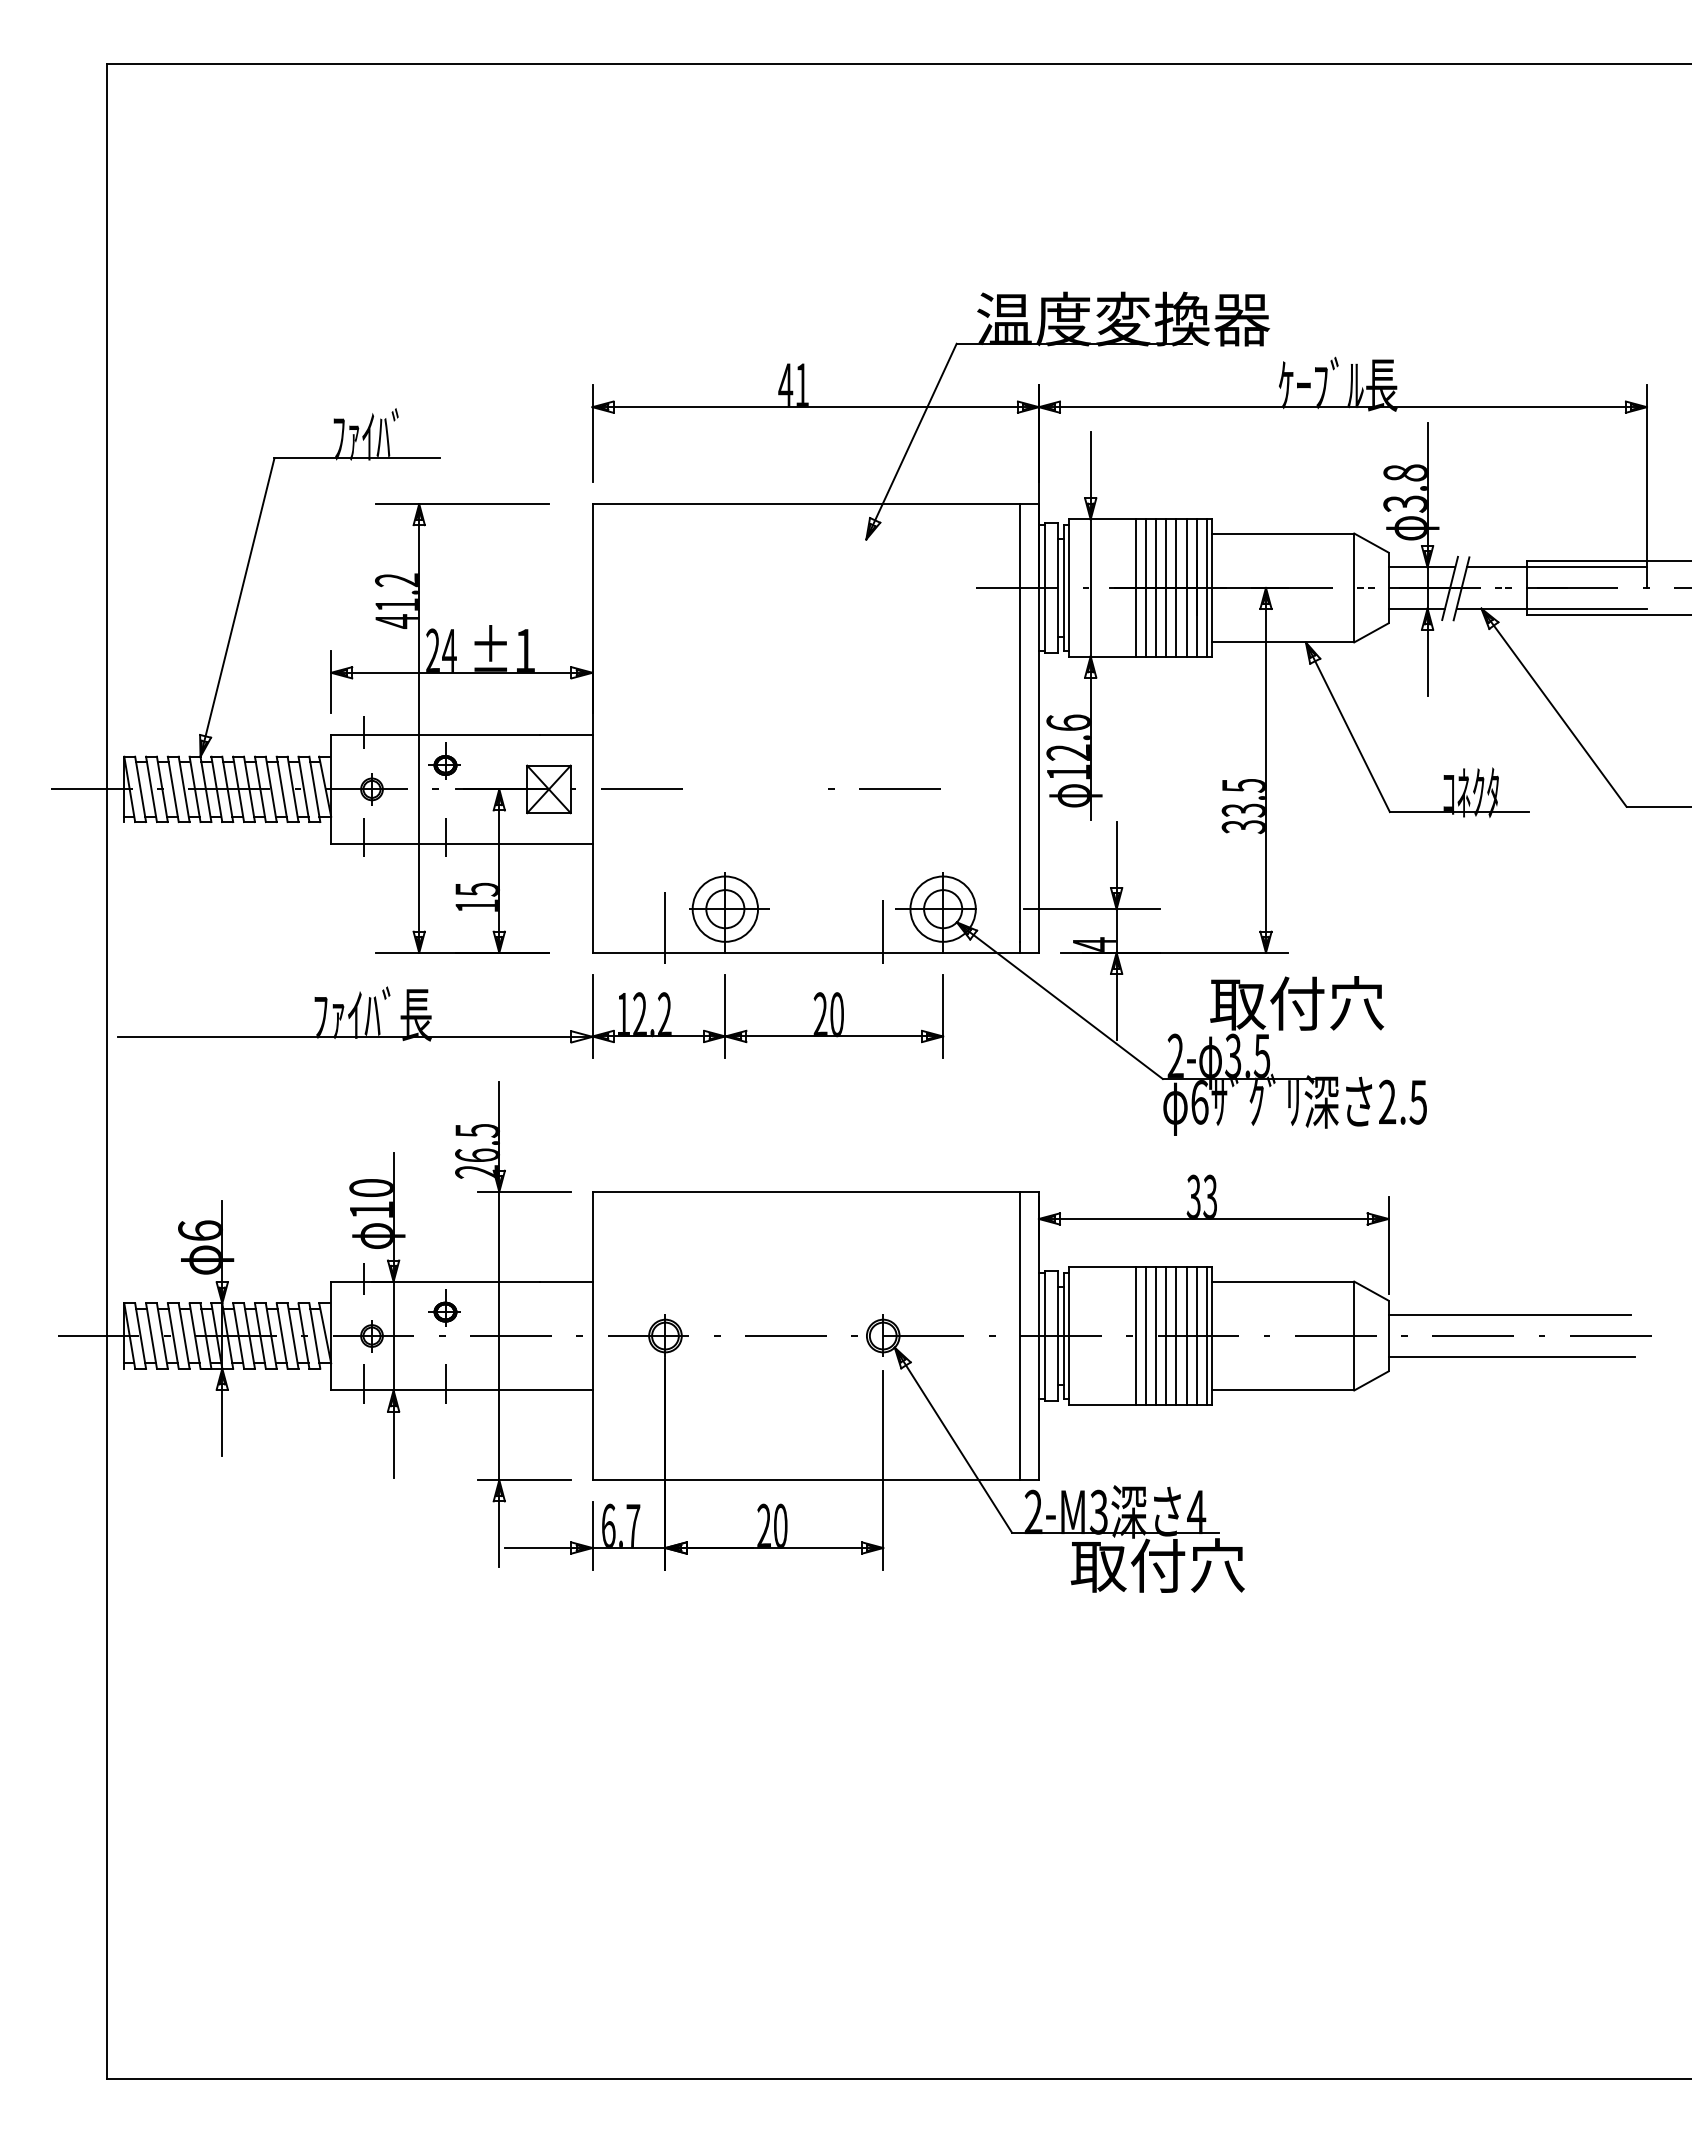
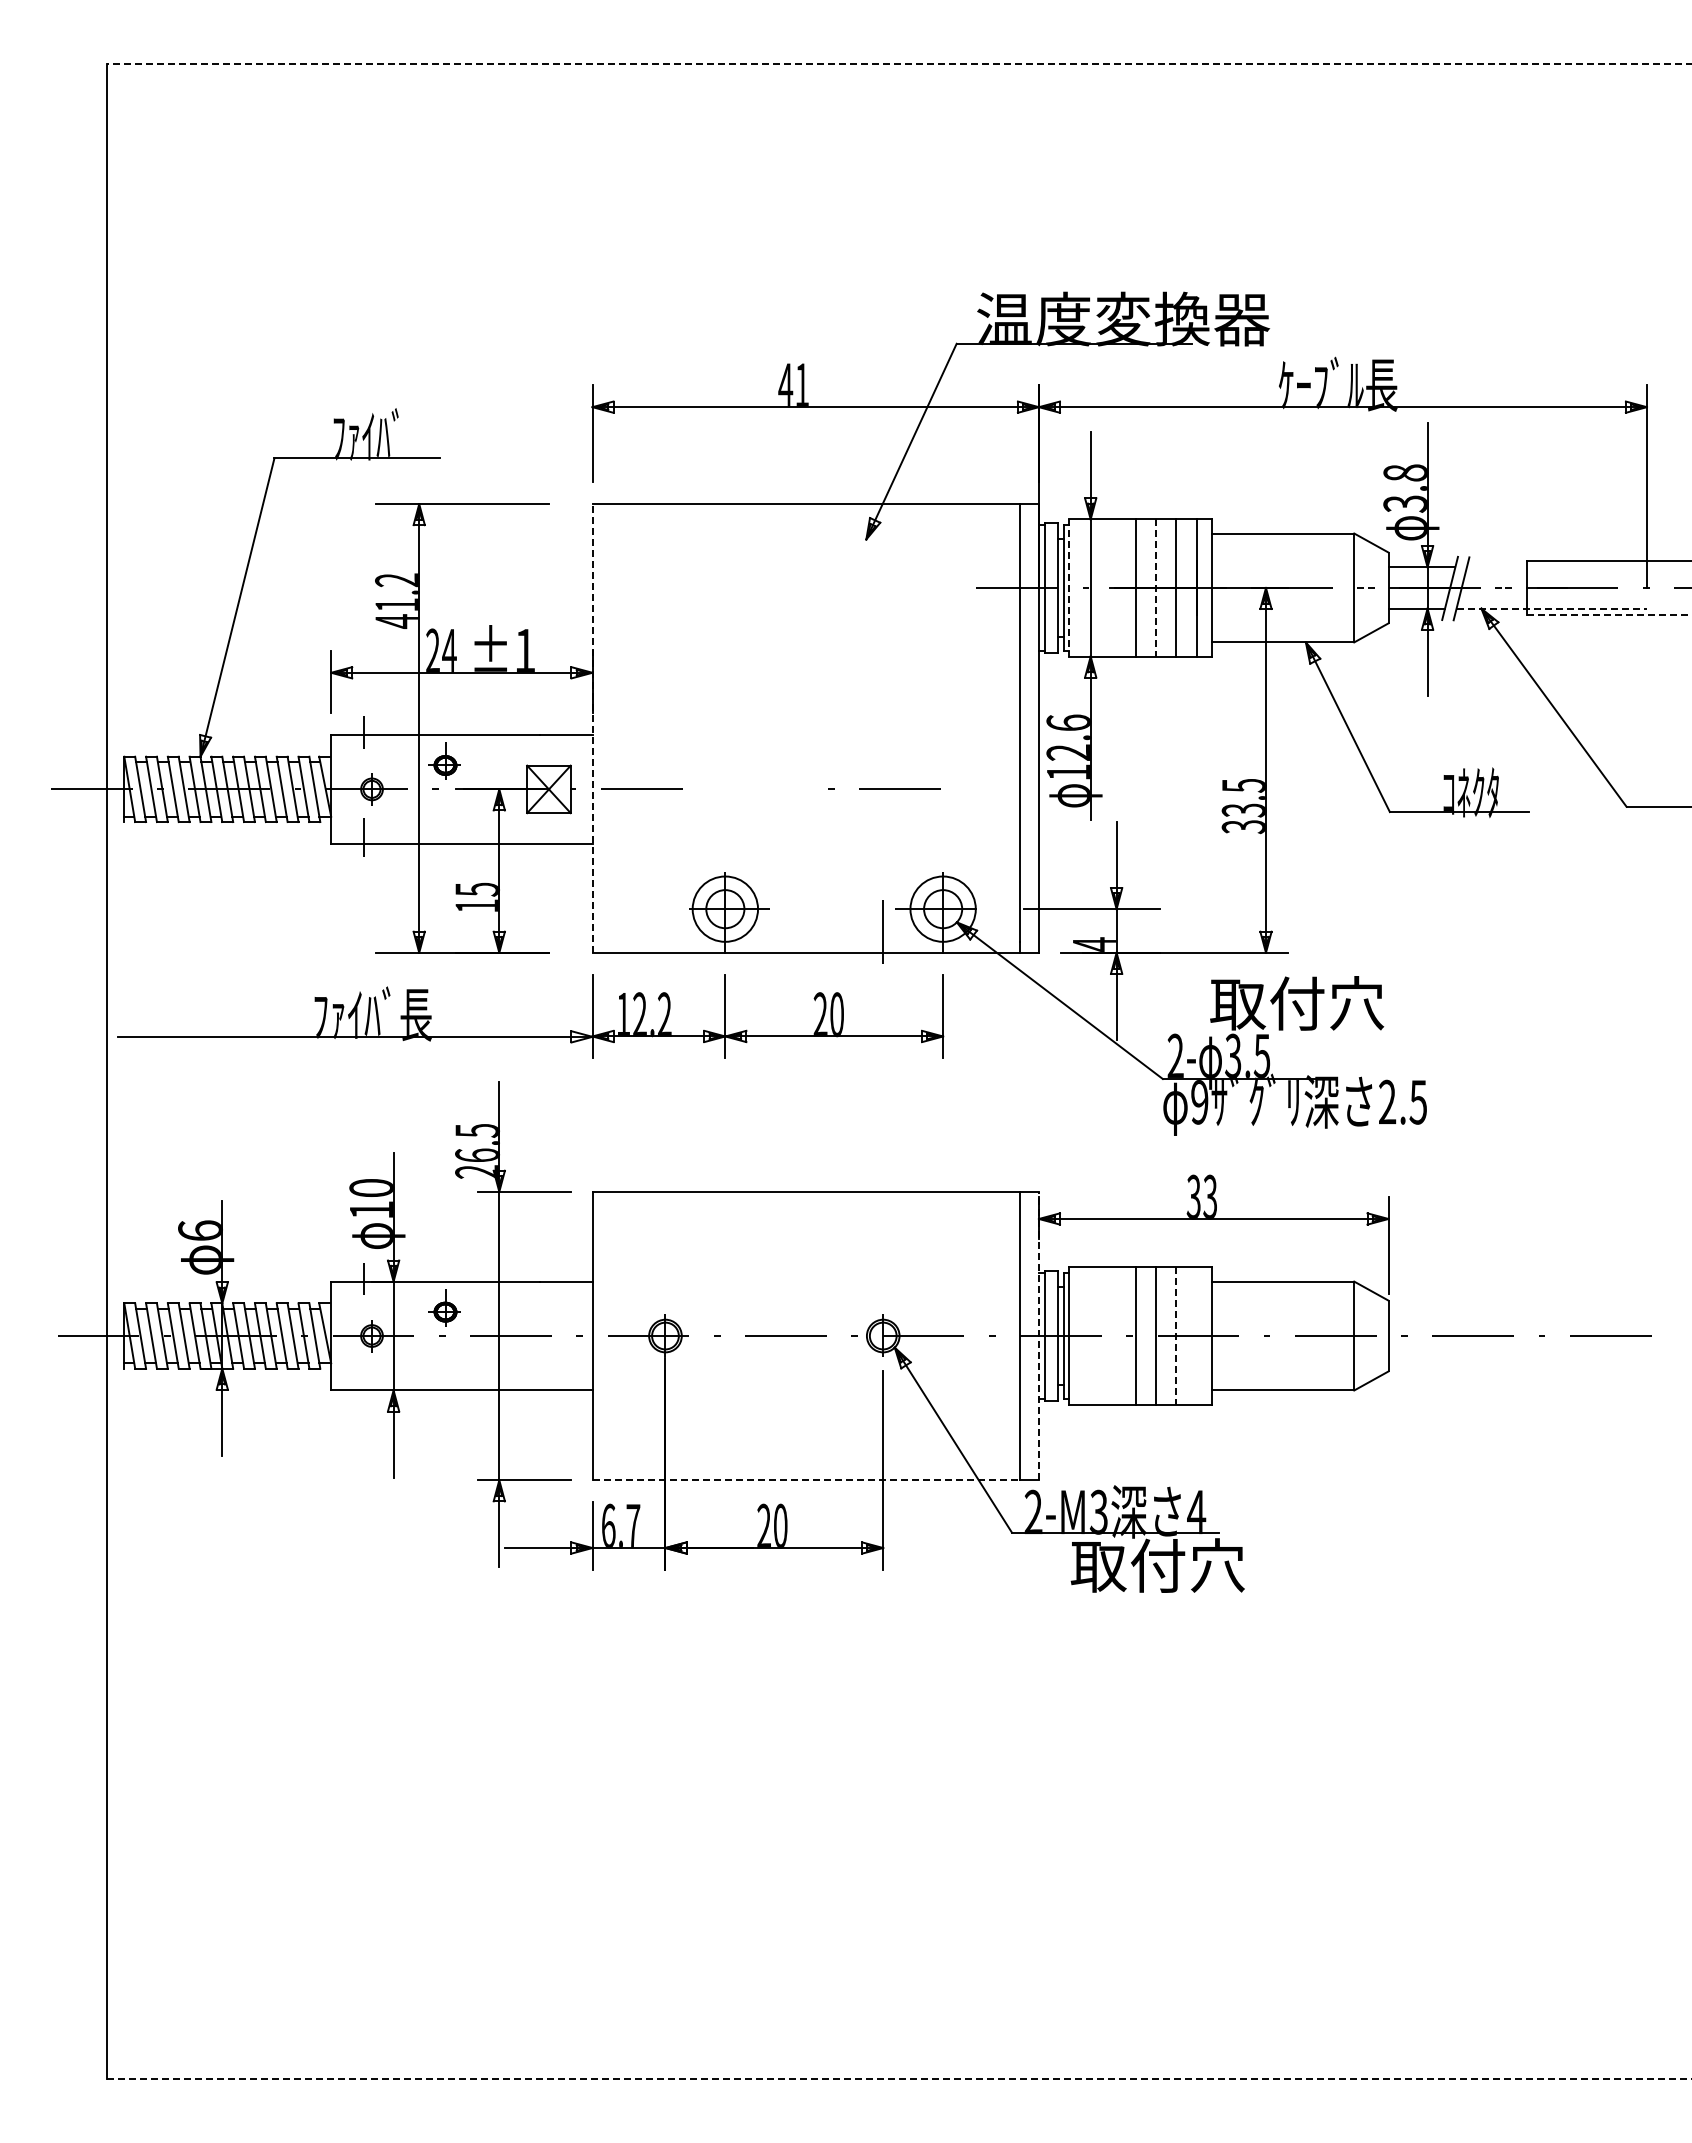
line: solid -> dashed (898, 64)
line: present -> none (1556, 567)
line: solid -> dashed (1069, 587)
line: present -> none (1145, 587)
line: solid -> dashed (1156, 587)
line: present -> none (1166, 587)
line: present -> none (1186, 587)
line: present -> none (1207, 587)
line: solid -> dashed (1552, 608)
line: solid -> dashed (1610, 615)
line: solid -> dashed (592, 727)
line: present -> none (445, 837)
line: present -> none (665, 927)
text: 6 -> 9 (1199, 1102)
line: present -> none (1509, 1315)
line: solid -> dashed (1038, 1335)
line: present -> none (1145, 1335)
line: present -> none (1166, 1335)
line: present -> none (1186, 1335)
line: present -> none (1196, 1335)
line: present -> none (1207, 1335)
line: solid -> dashed (1176, 1336)
line: present -> none (1511, 1356)
line: present -> none (363, 1384)
line: present -> none (445, 1384)
line: solid -> dashed (806, 1480)
line: solid -> dashed (899, 2078)
